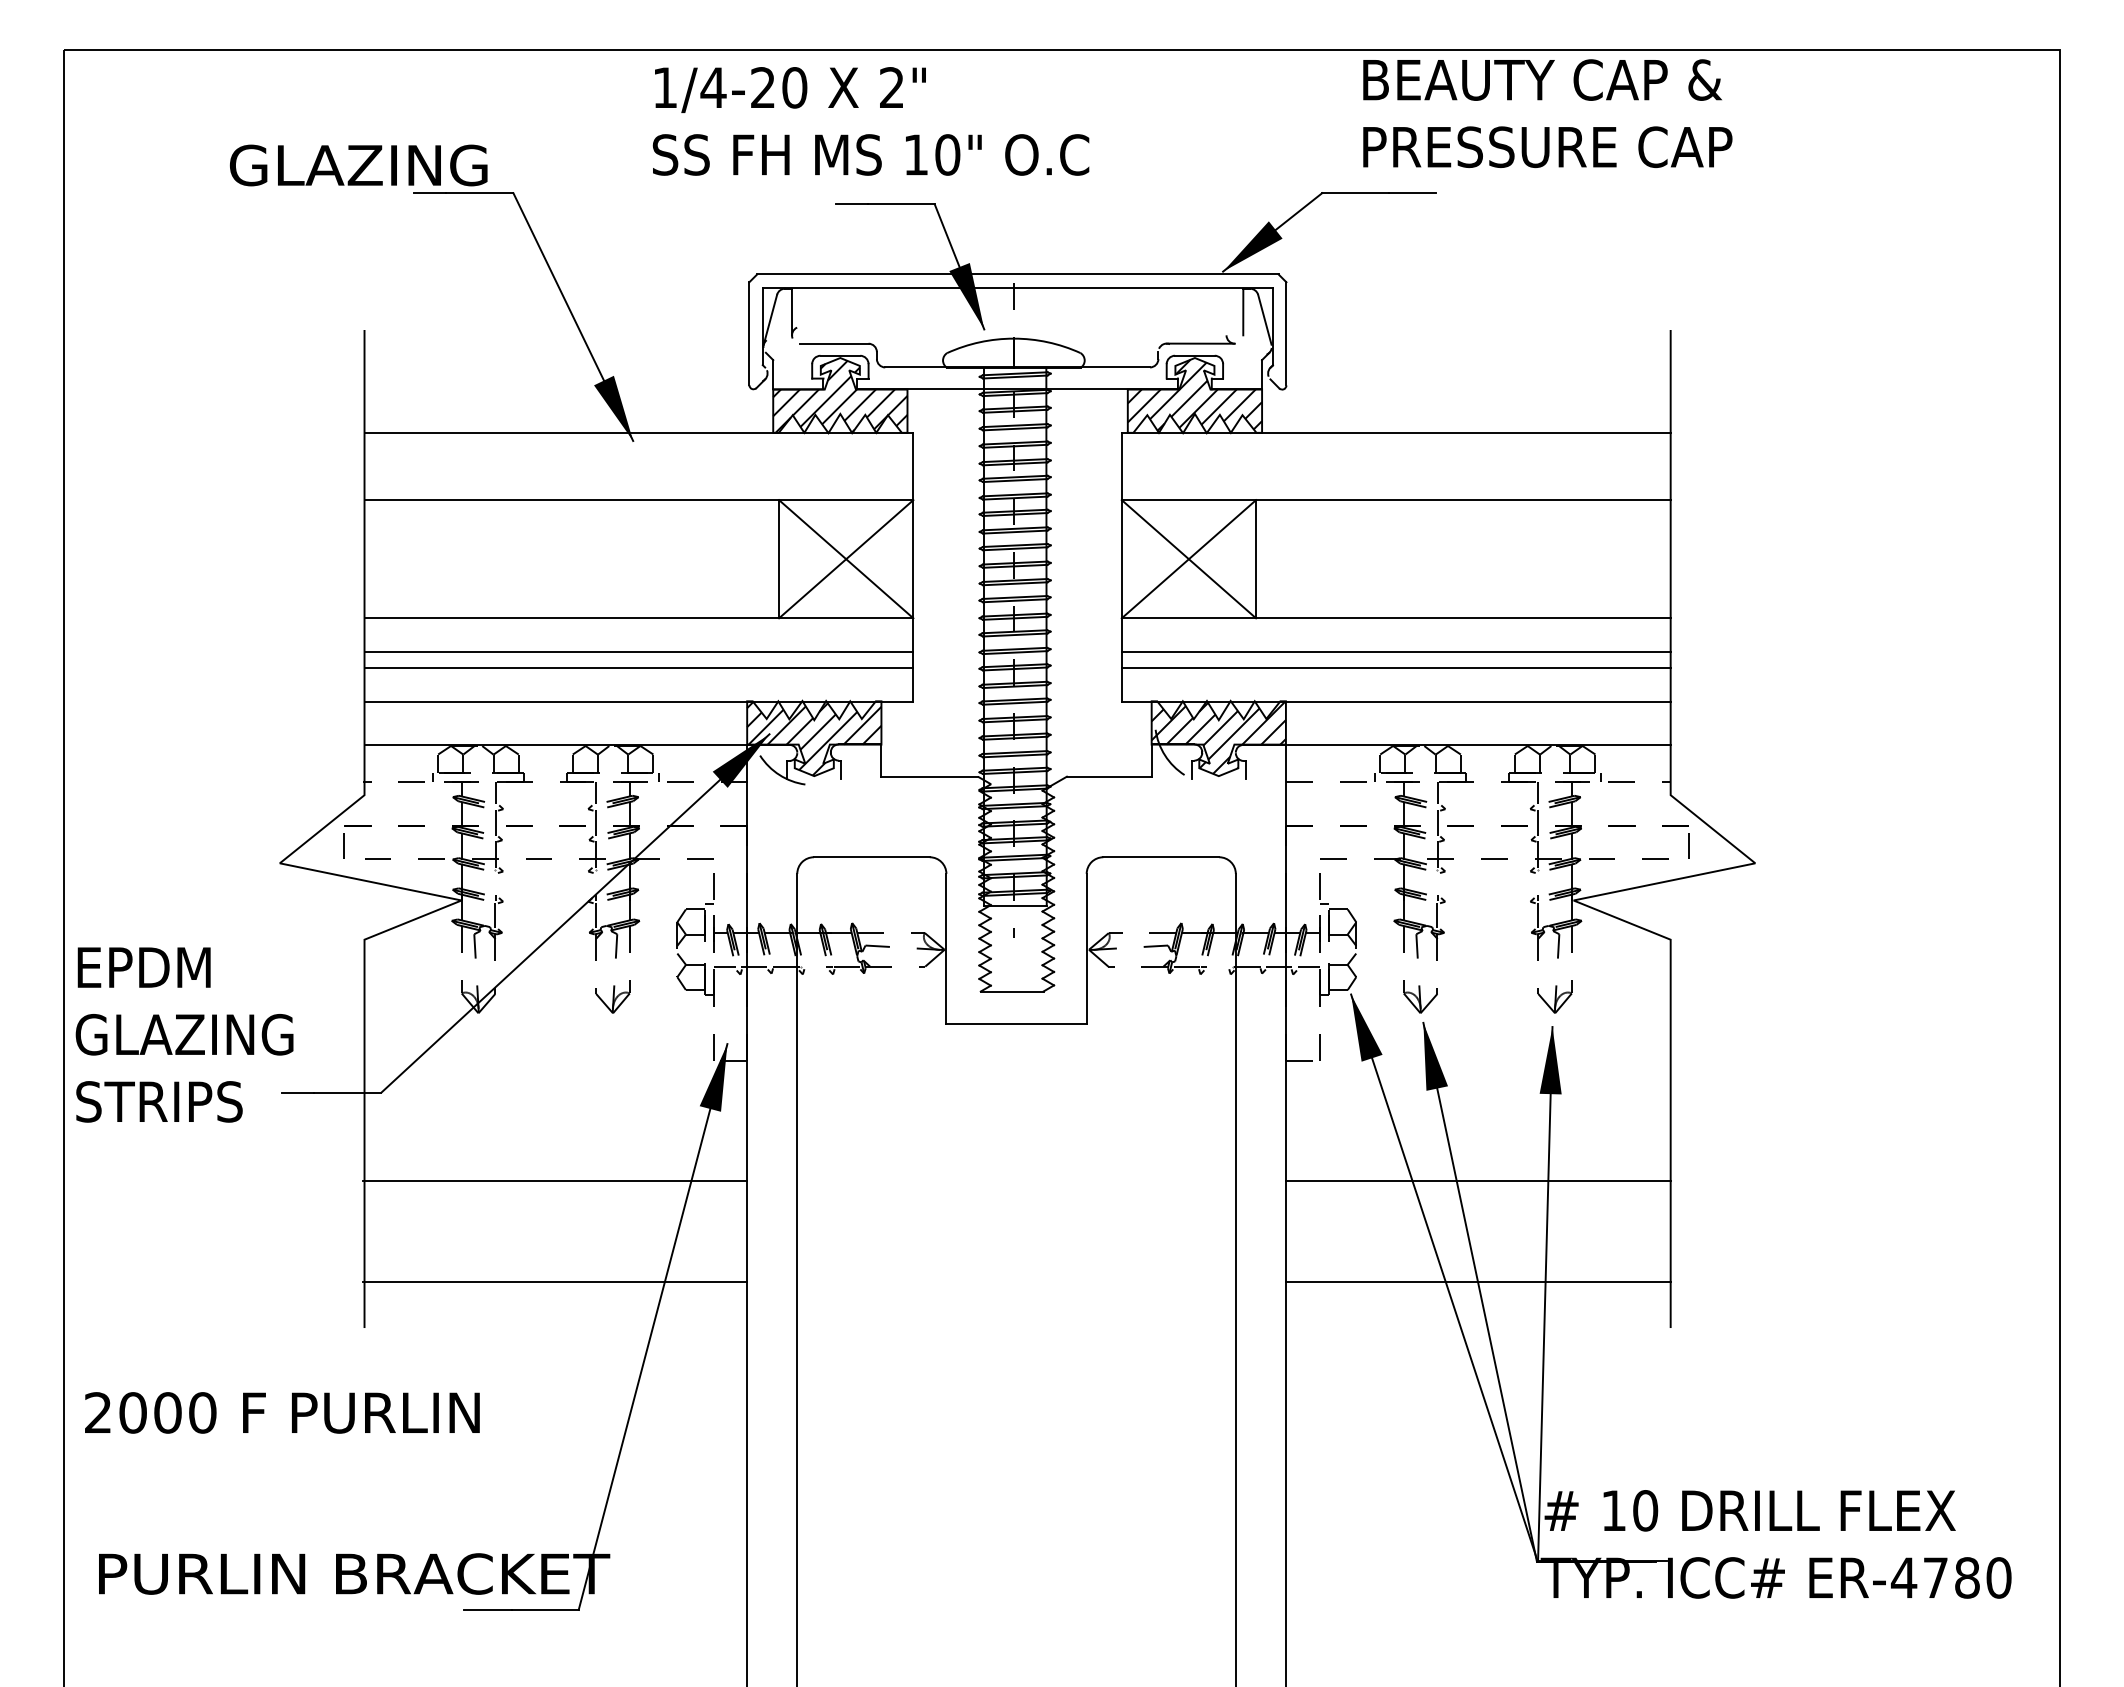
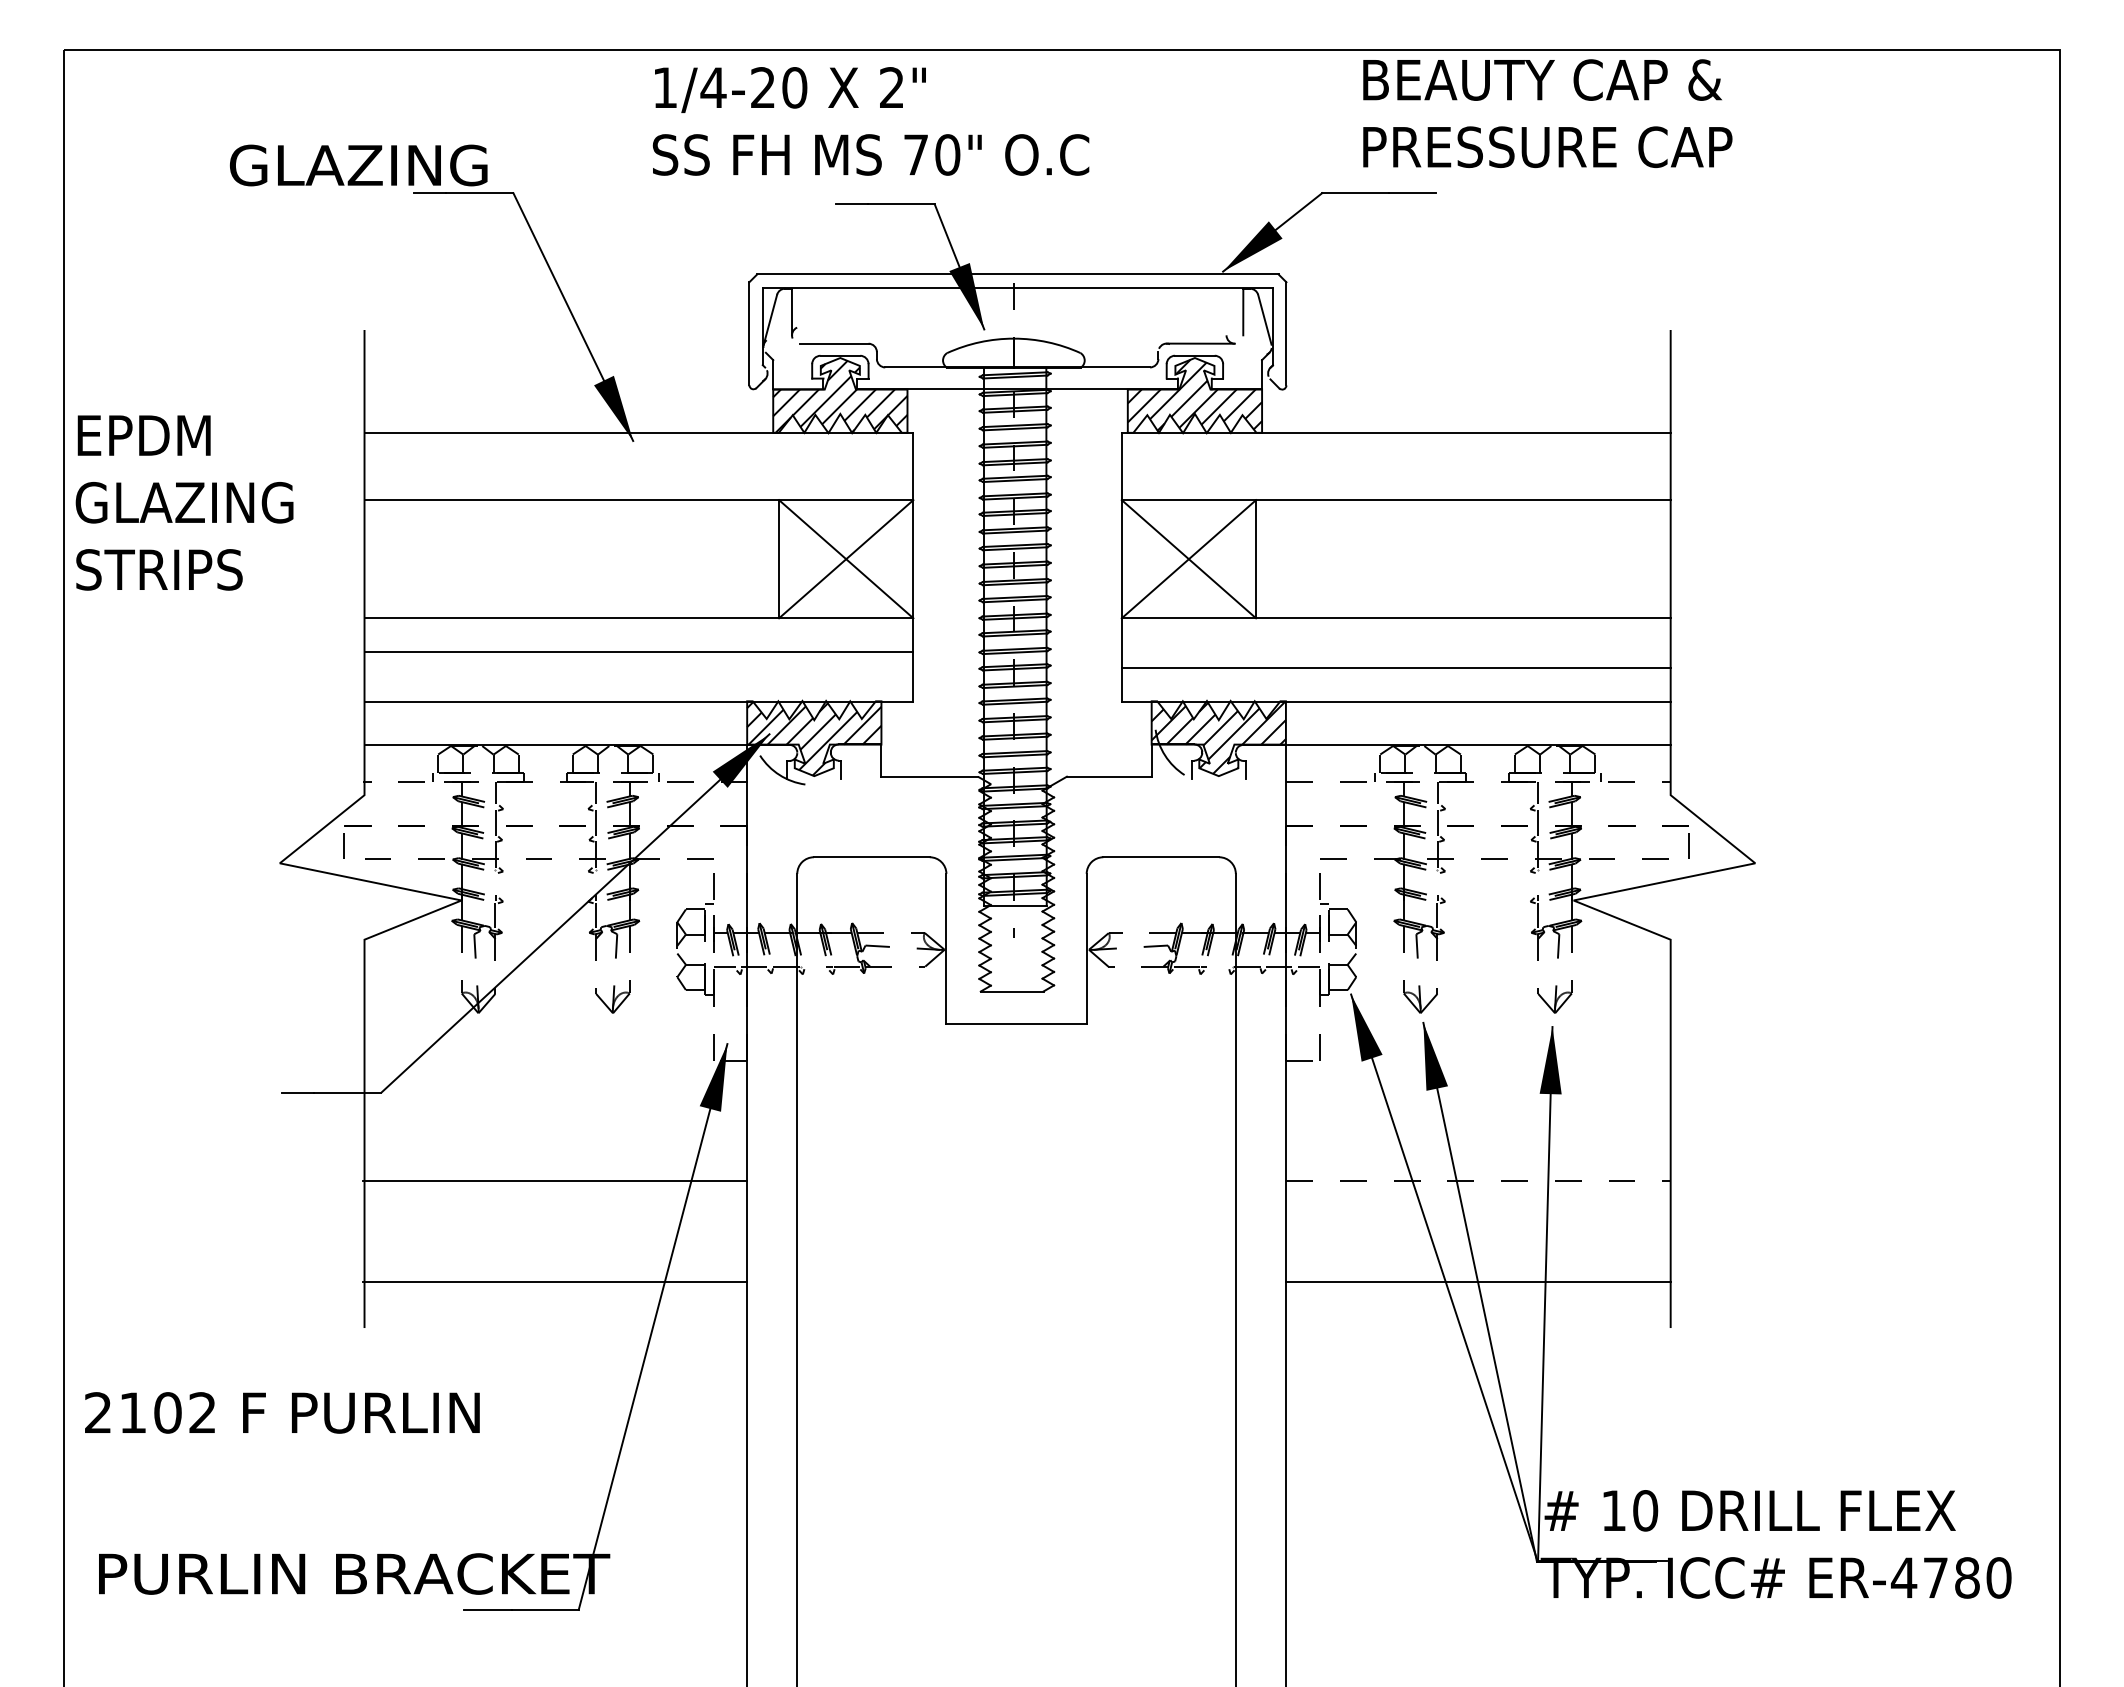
text: 10" -> 70" (915, 154)
line: present -> none (1395, 651)
line: present -> none (638, 667)
text position: (184, 1034) -> (184, 502) (184, 502)
line: solid -> dashed (1479, 1181)
text: 2000 -> 2102 (167, 1412)
